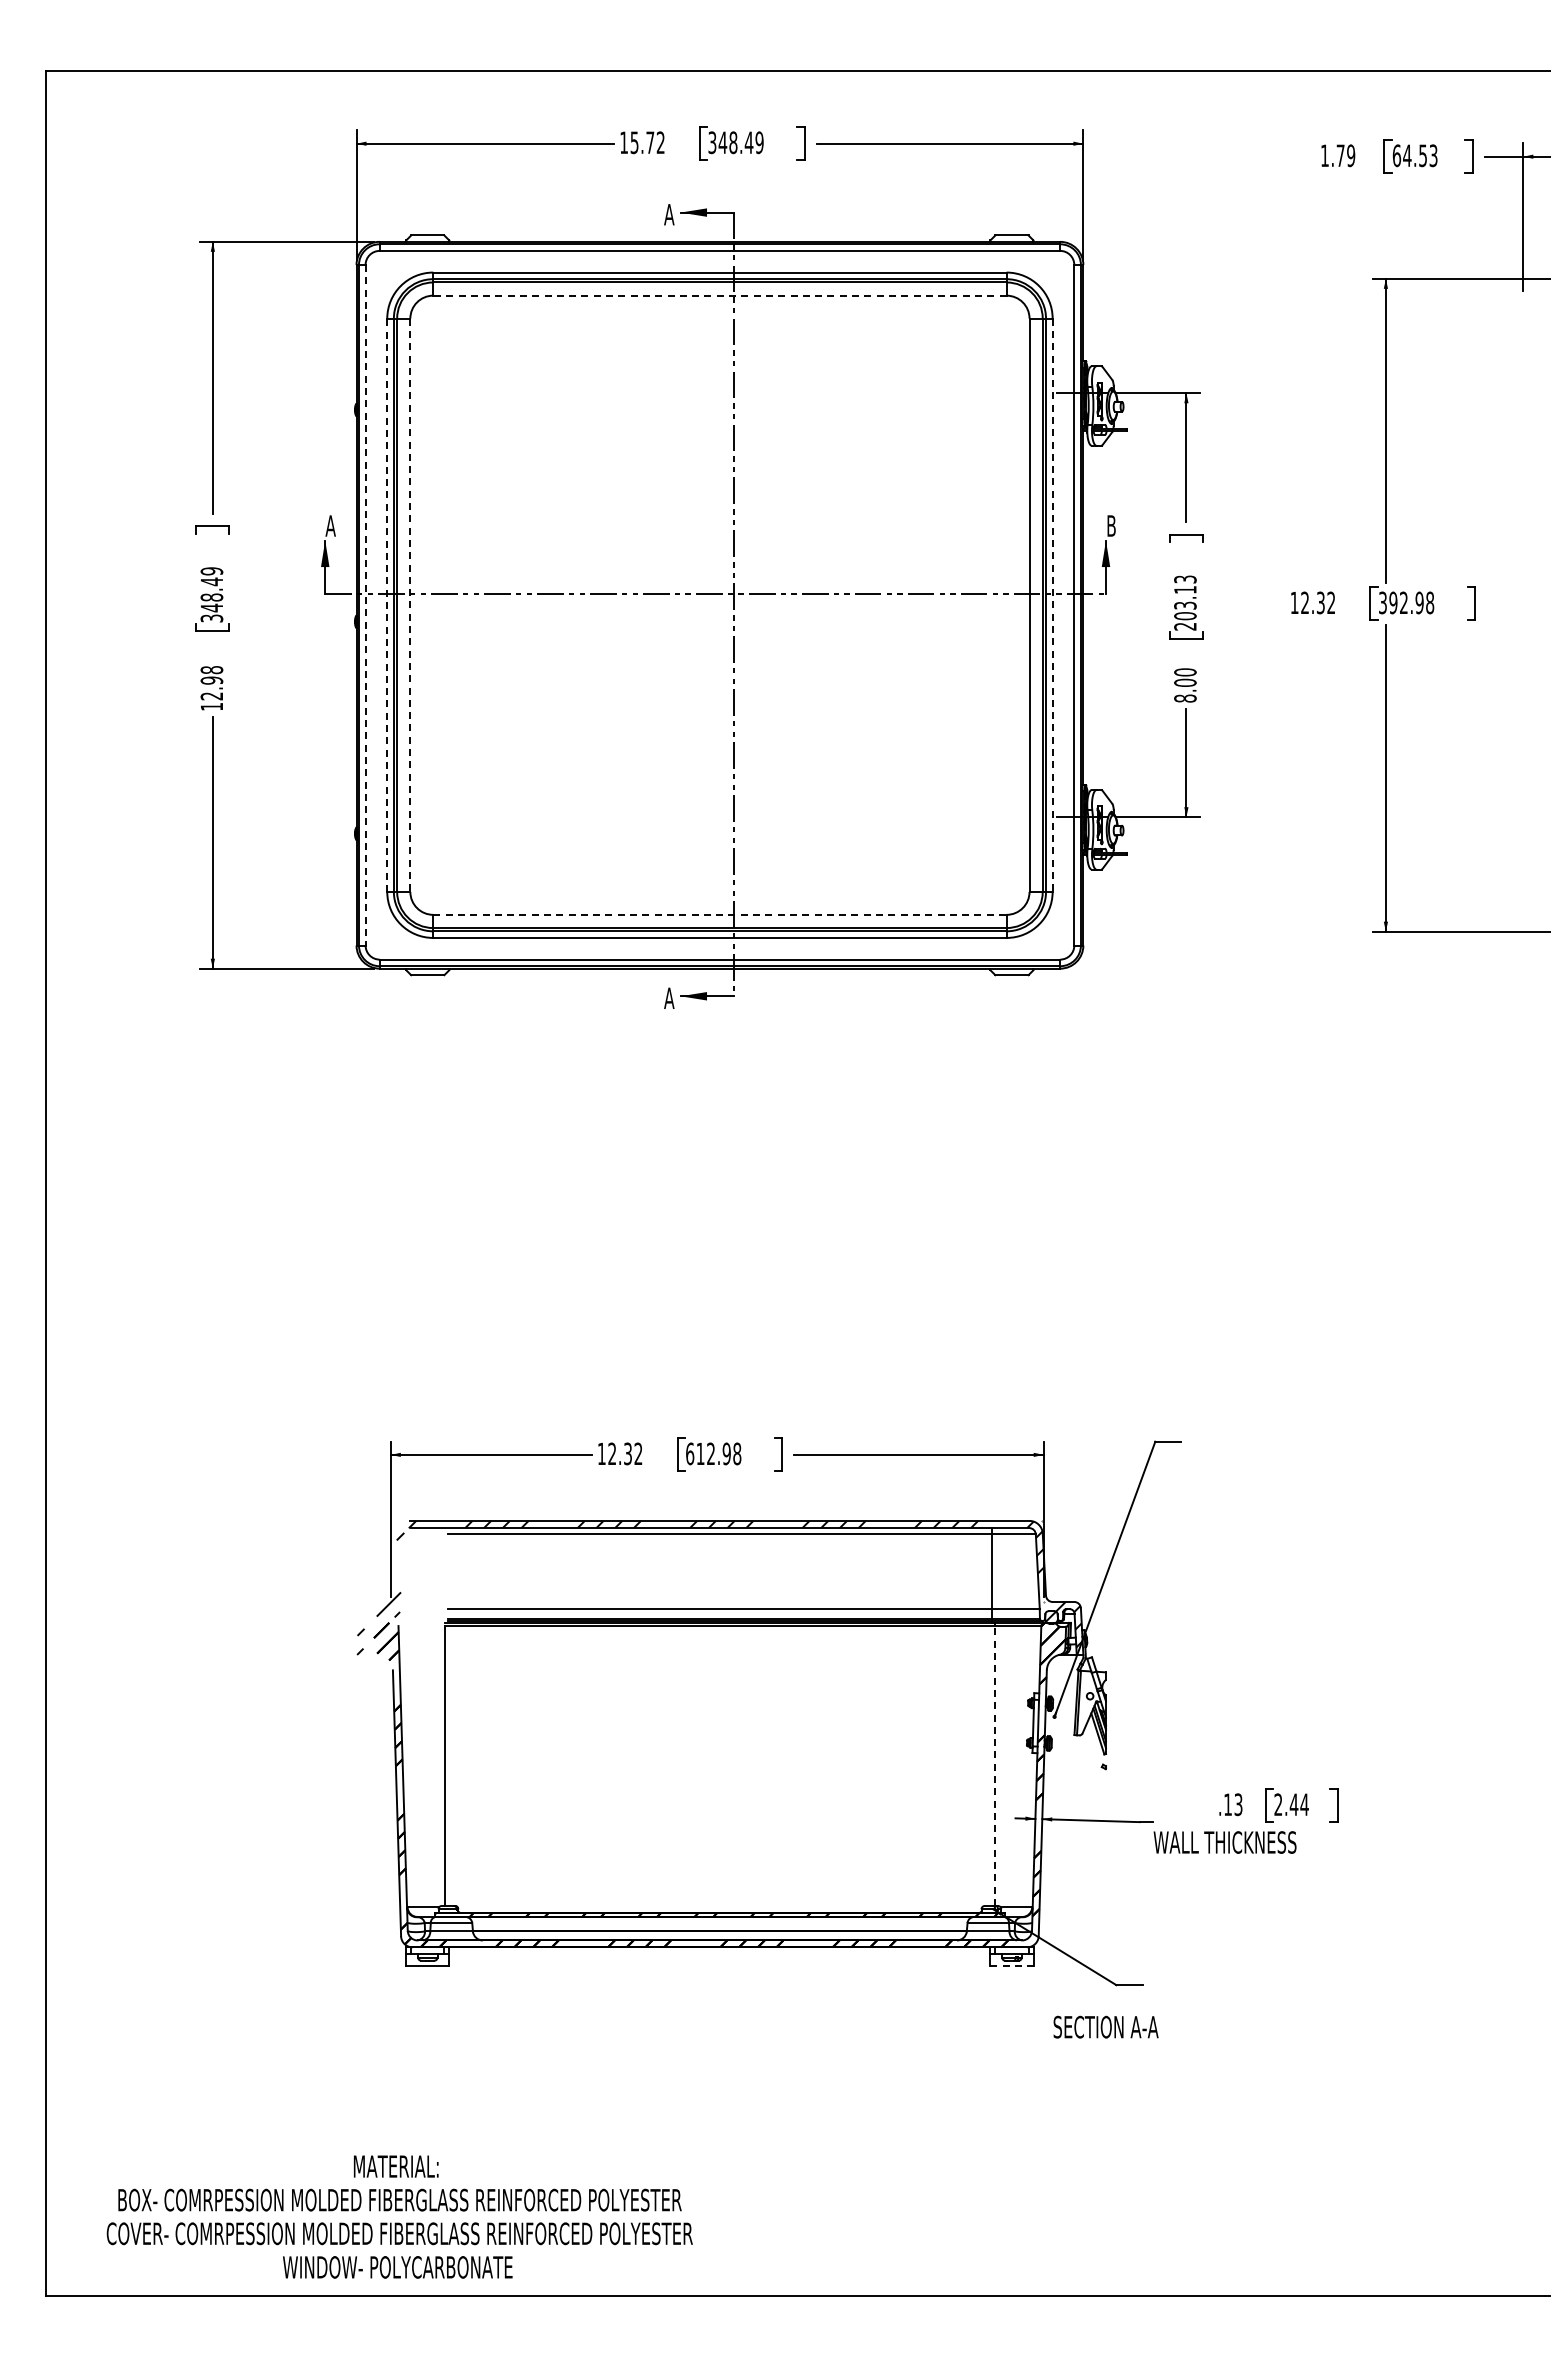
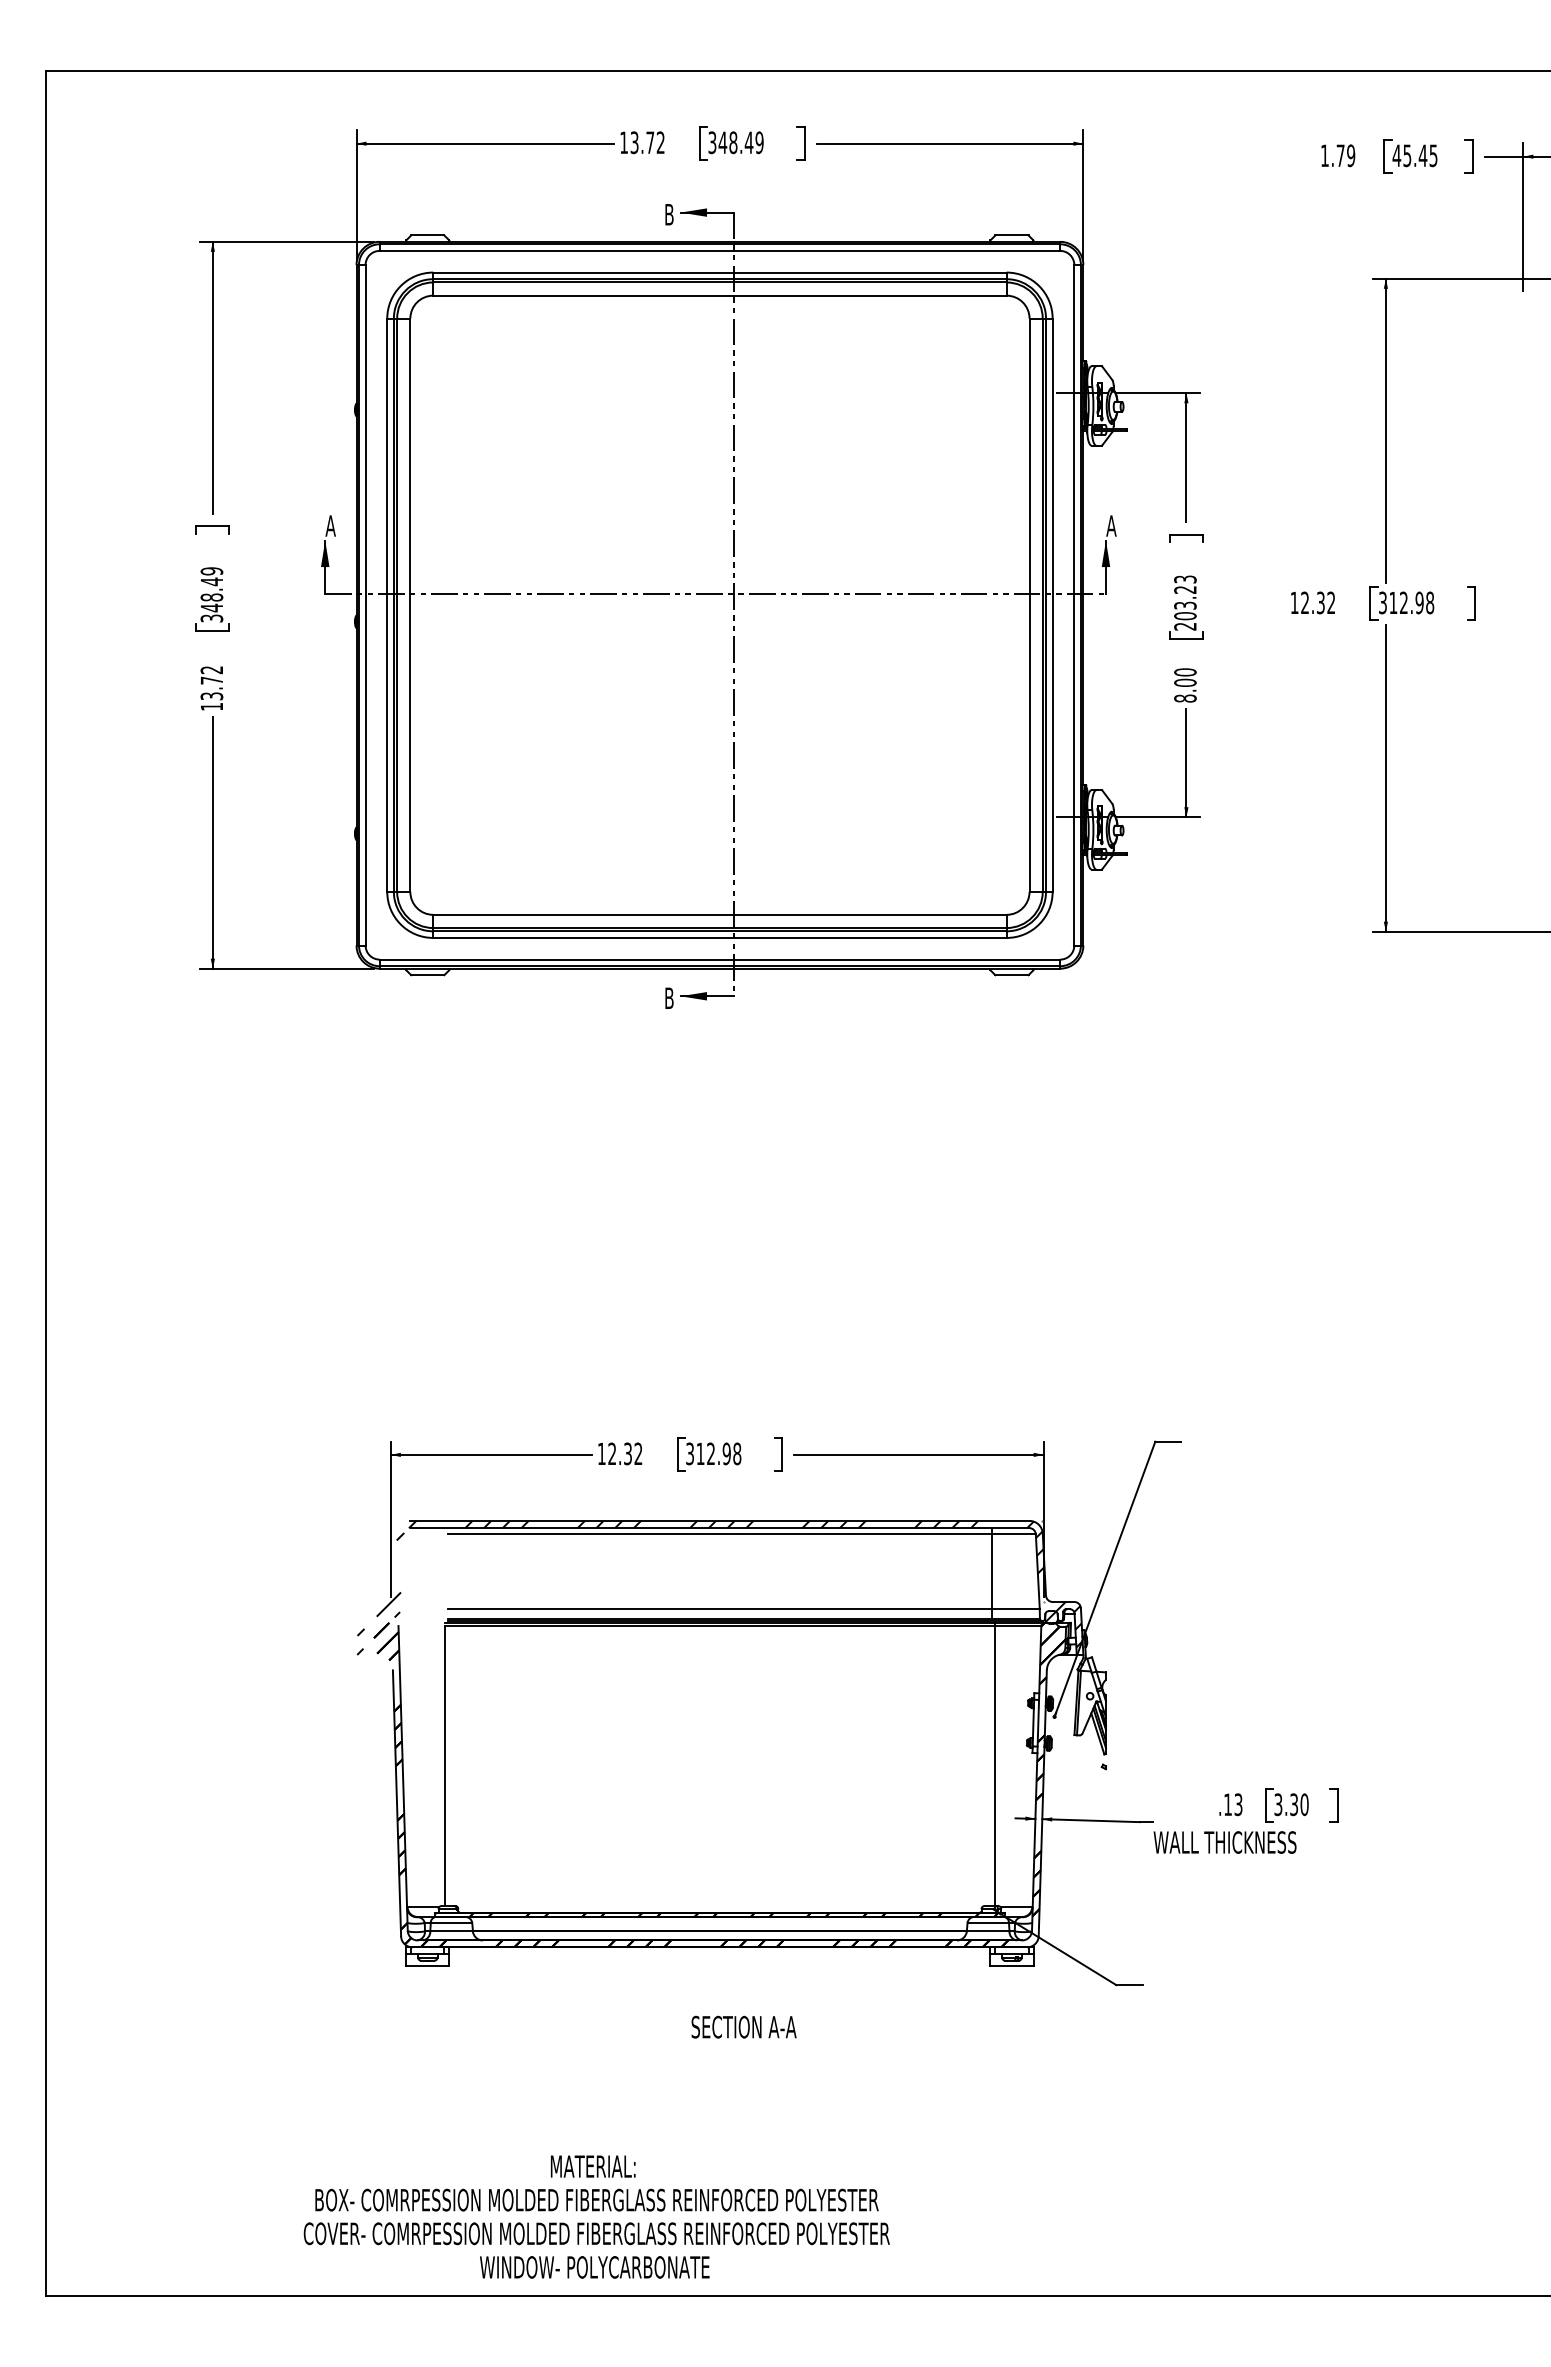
text: 15.72 -> 13.72 (634, 142)
text: 64.53 -> 45.45 (1414, 155)
text: A -> B (669, 214)
line: dashed -> solid (719, 295)
text: B -> A (1111, 525)
text: 203.13 -> 203.23 (1185, 589)
text: 392.98 -> 312.98 (1393, 602)
line: dashed -> solid (365, 605)
line: dashed -> solid (387, 605)
line: dashed -> solid (410, 605)
line: dashed -> solid (1052, 605)
text: 12.98 -> 13.72 (211, 683)
line: dashed -> solid (719, 914)
text: A -> B (669, 997)
text: 612.98 -> 312.98 (690, 1453)
line: dashed -> solid (995, 1766)
text: 2.44 -> 3.30 (1291, 1804)
line: dashed -> solid (1011, 1965)
text position: (1105, 2026) -> (743, 2026) (743, 2026)
text position: (399, 2216) -> (596, 2216) (596, 2216)
